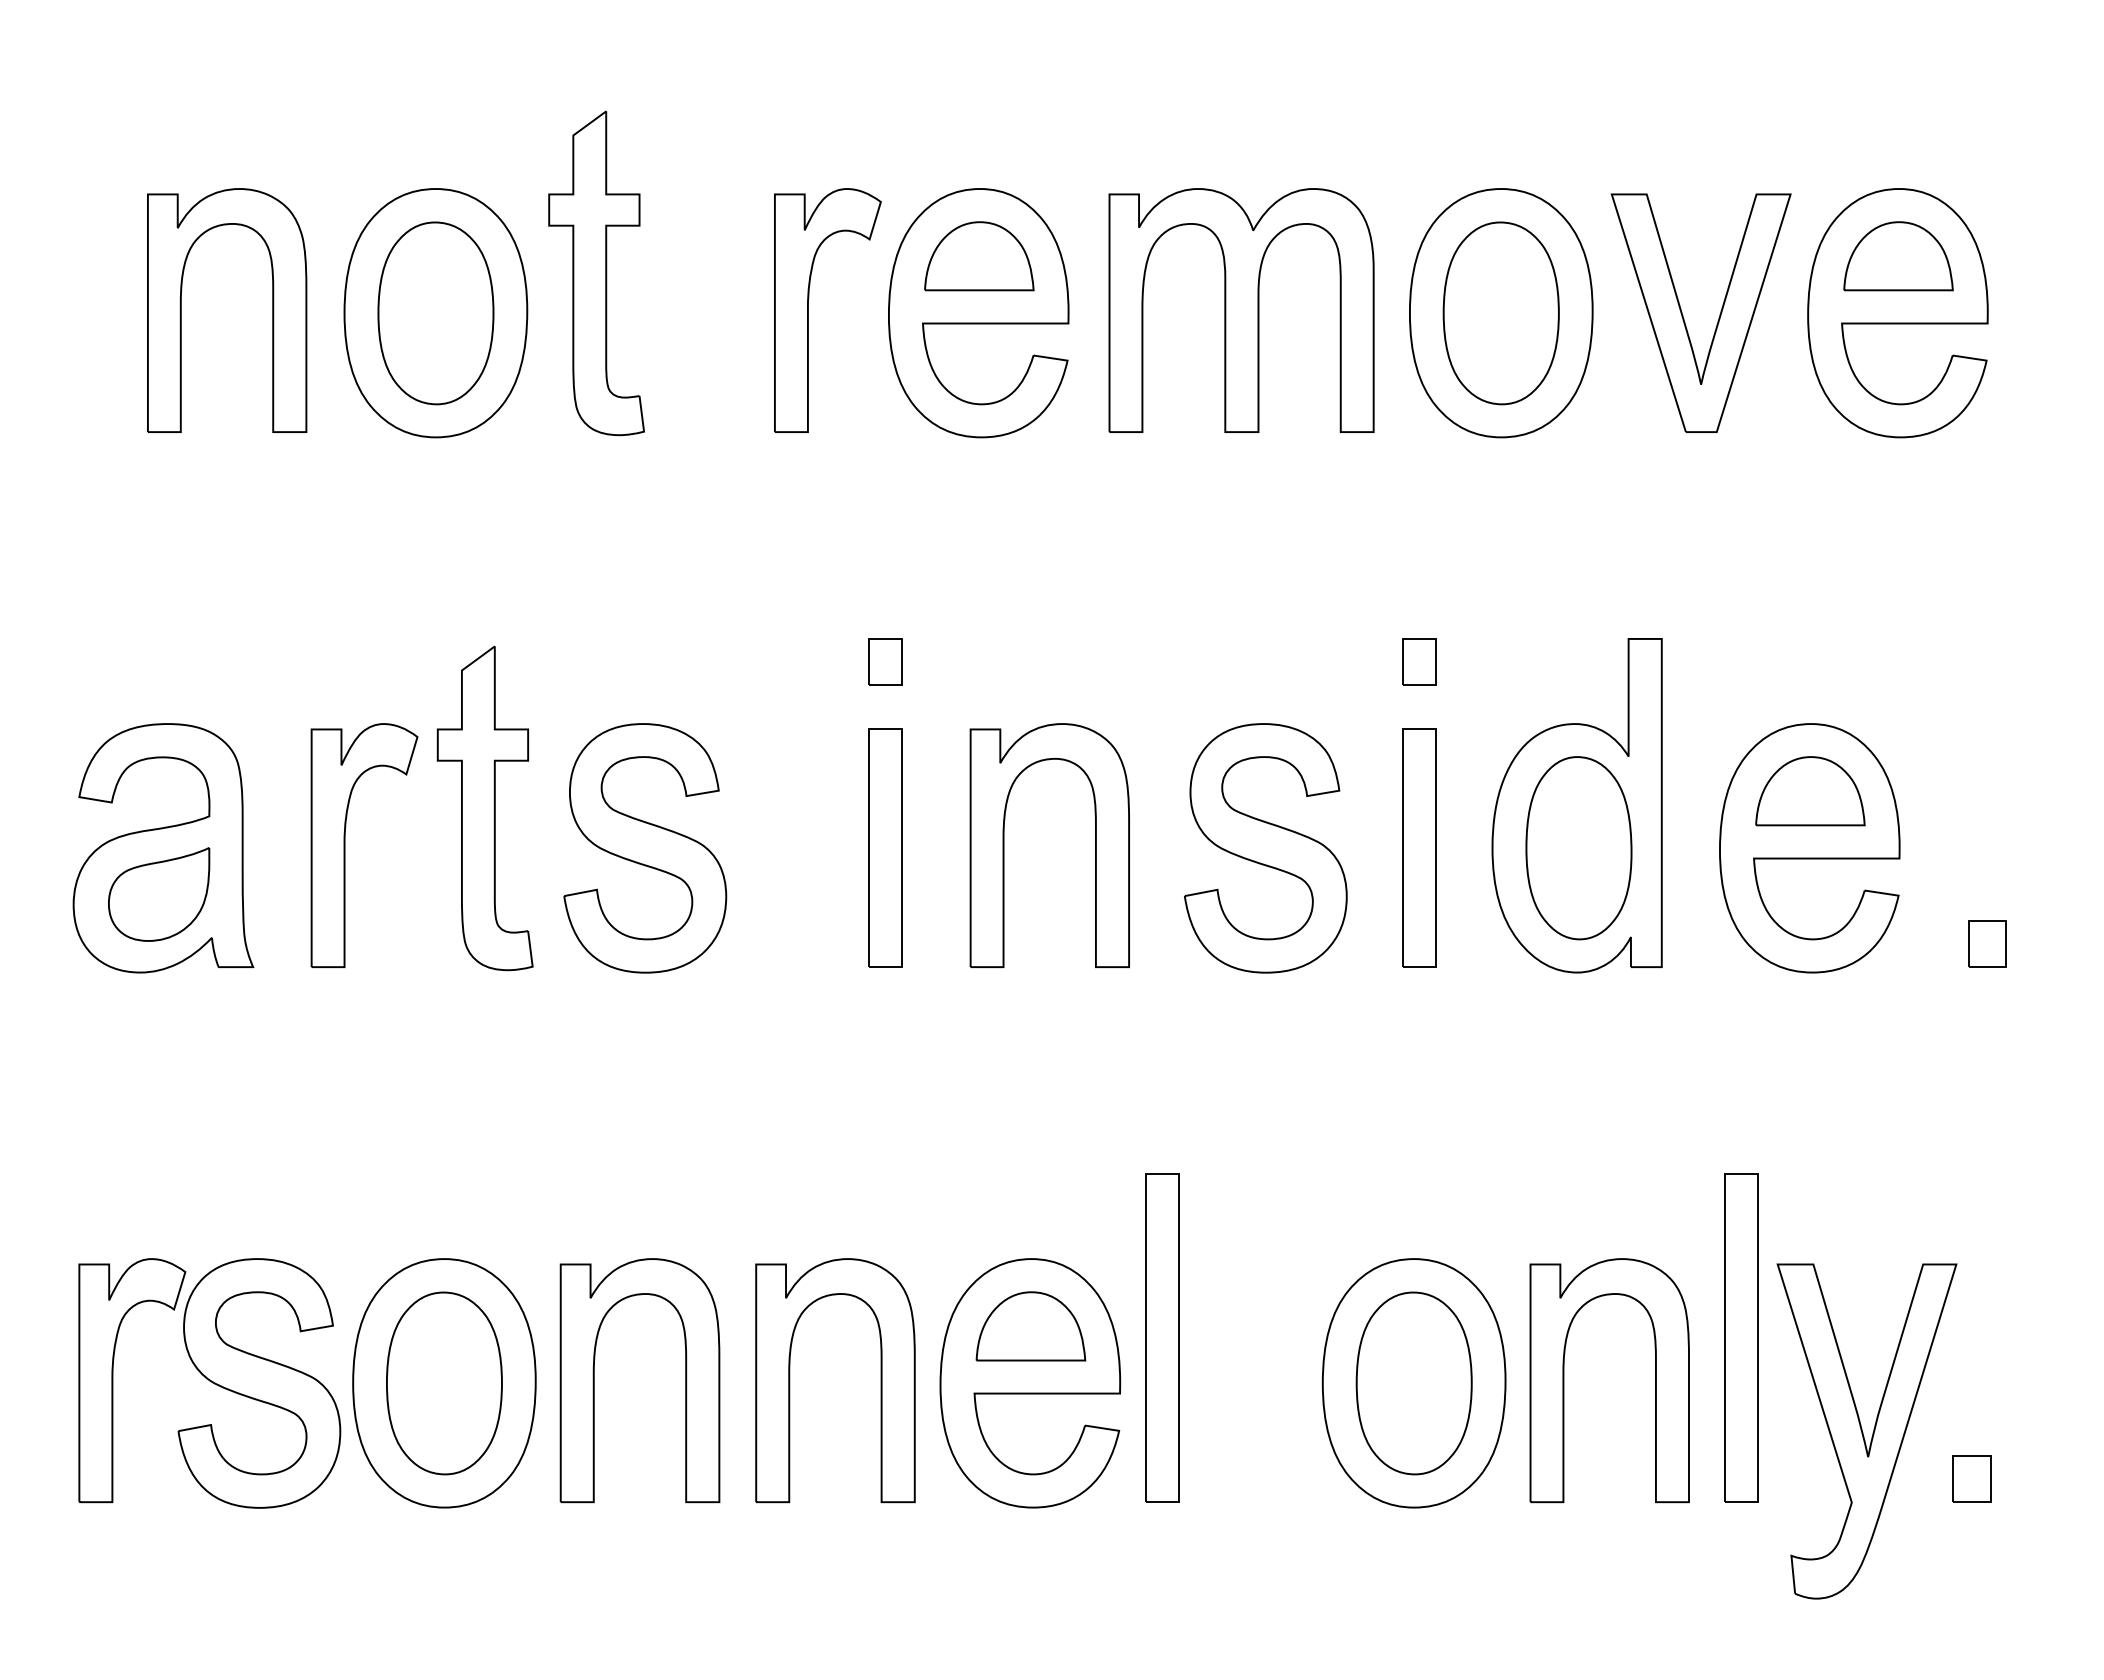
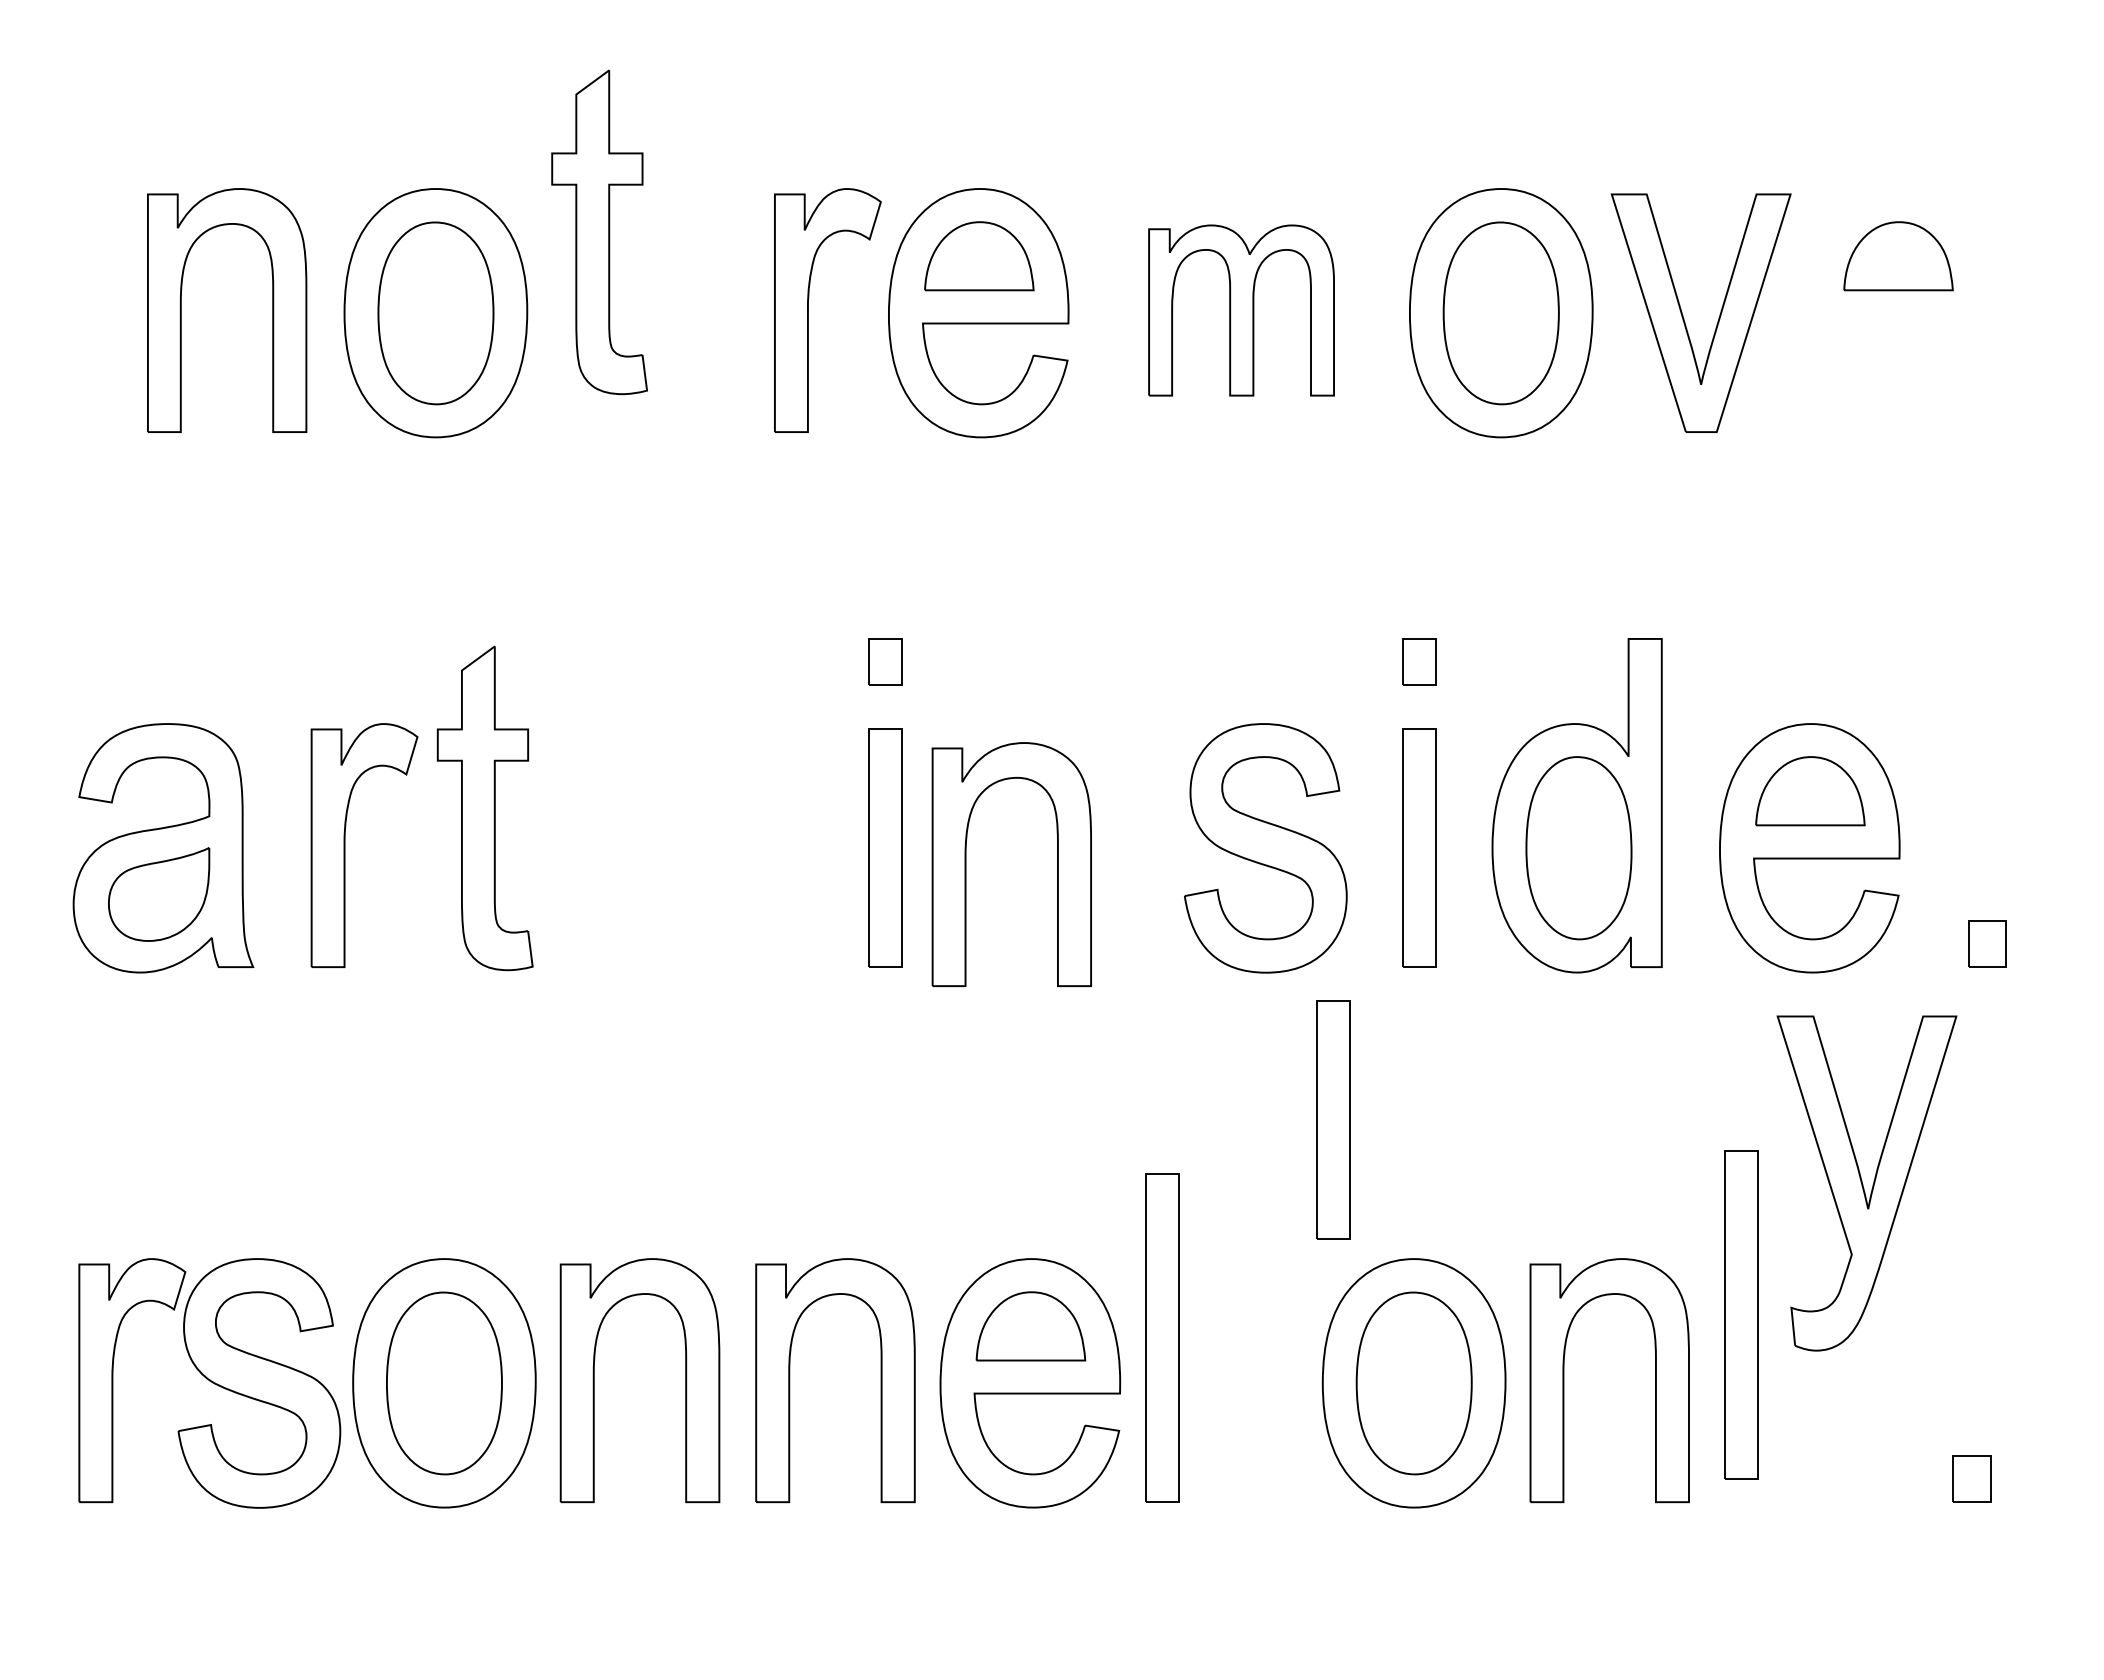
part position: (596, 273) -> (599, 232) (599, 232)
part size: 267x245 px -> 187x173 px (1241, 310)
part: present -> none (1897, 313)
part position: (1004, 845) -> (966, 864) (966, 864)
part: present -> none (645, 848)
part: none -> present (1333, 1119)
part position: (1741, 1337) -> (1741, 1314) (1741, 1314)
part position: (1866, 1431) -> (1866, 1183) (1866, 1183)
